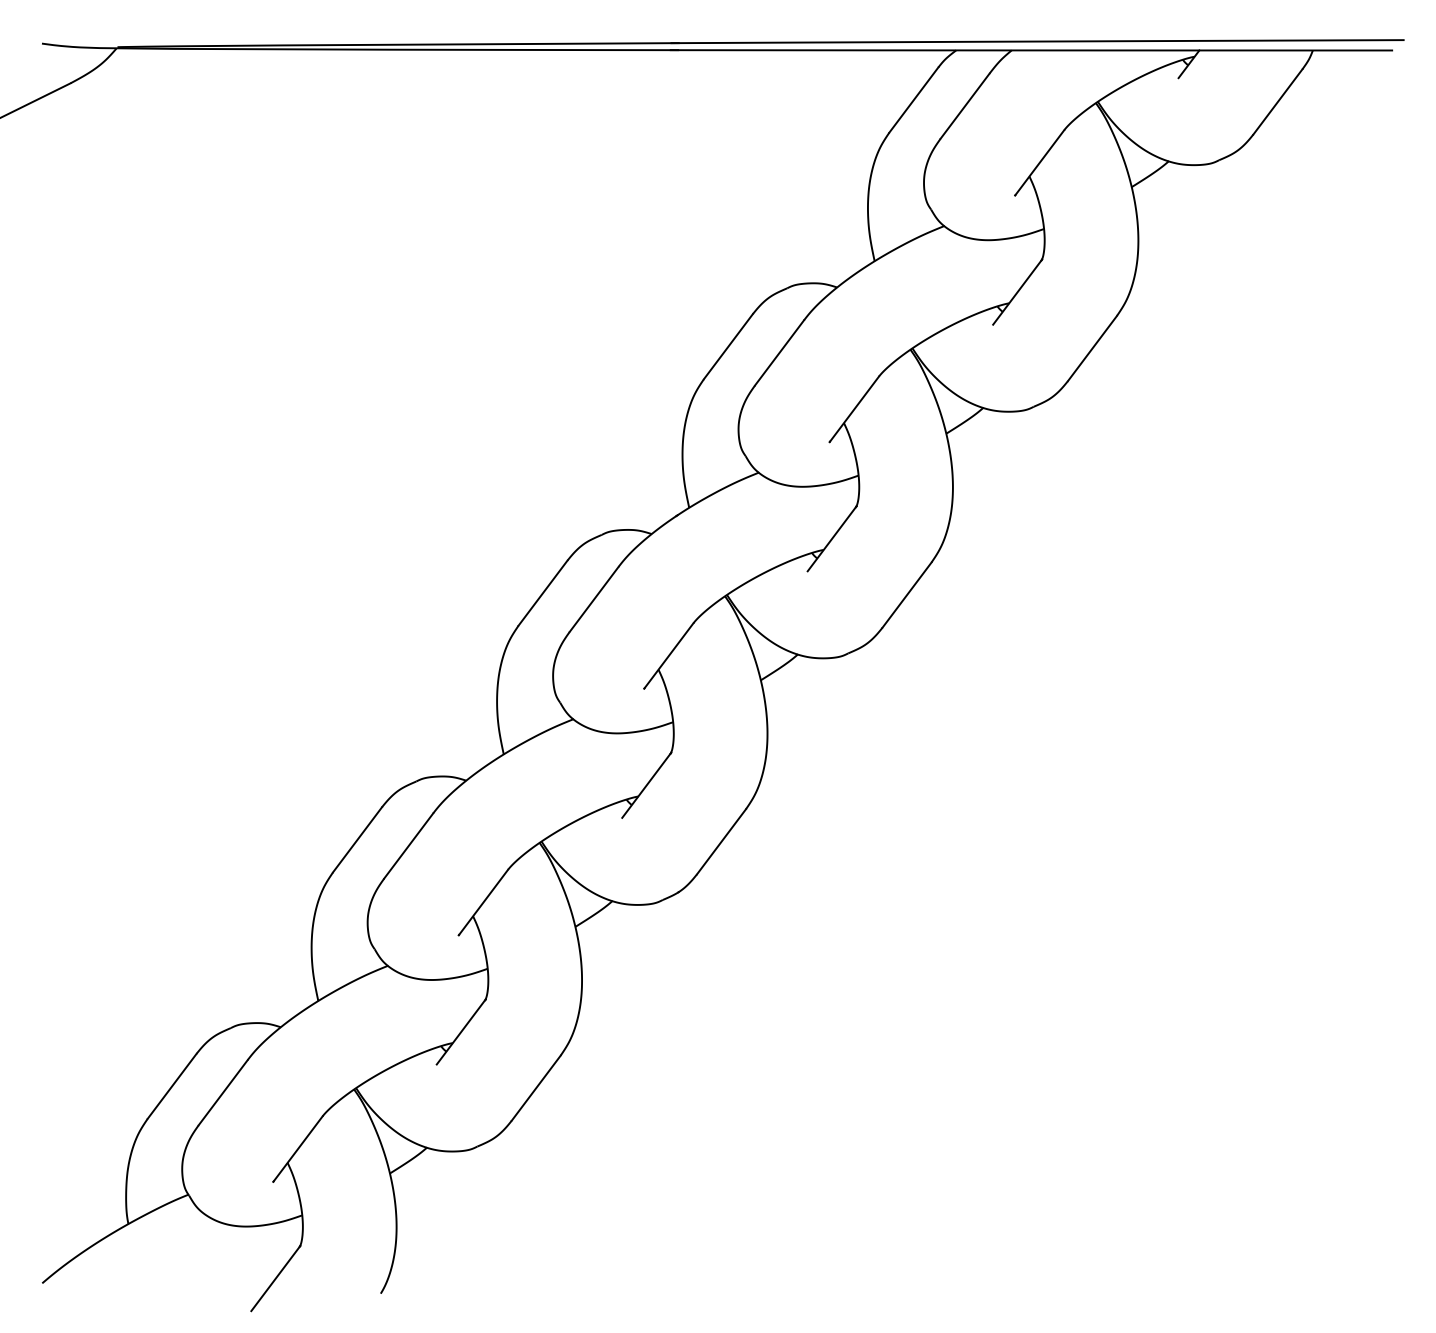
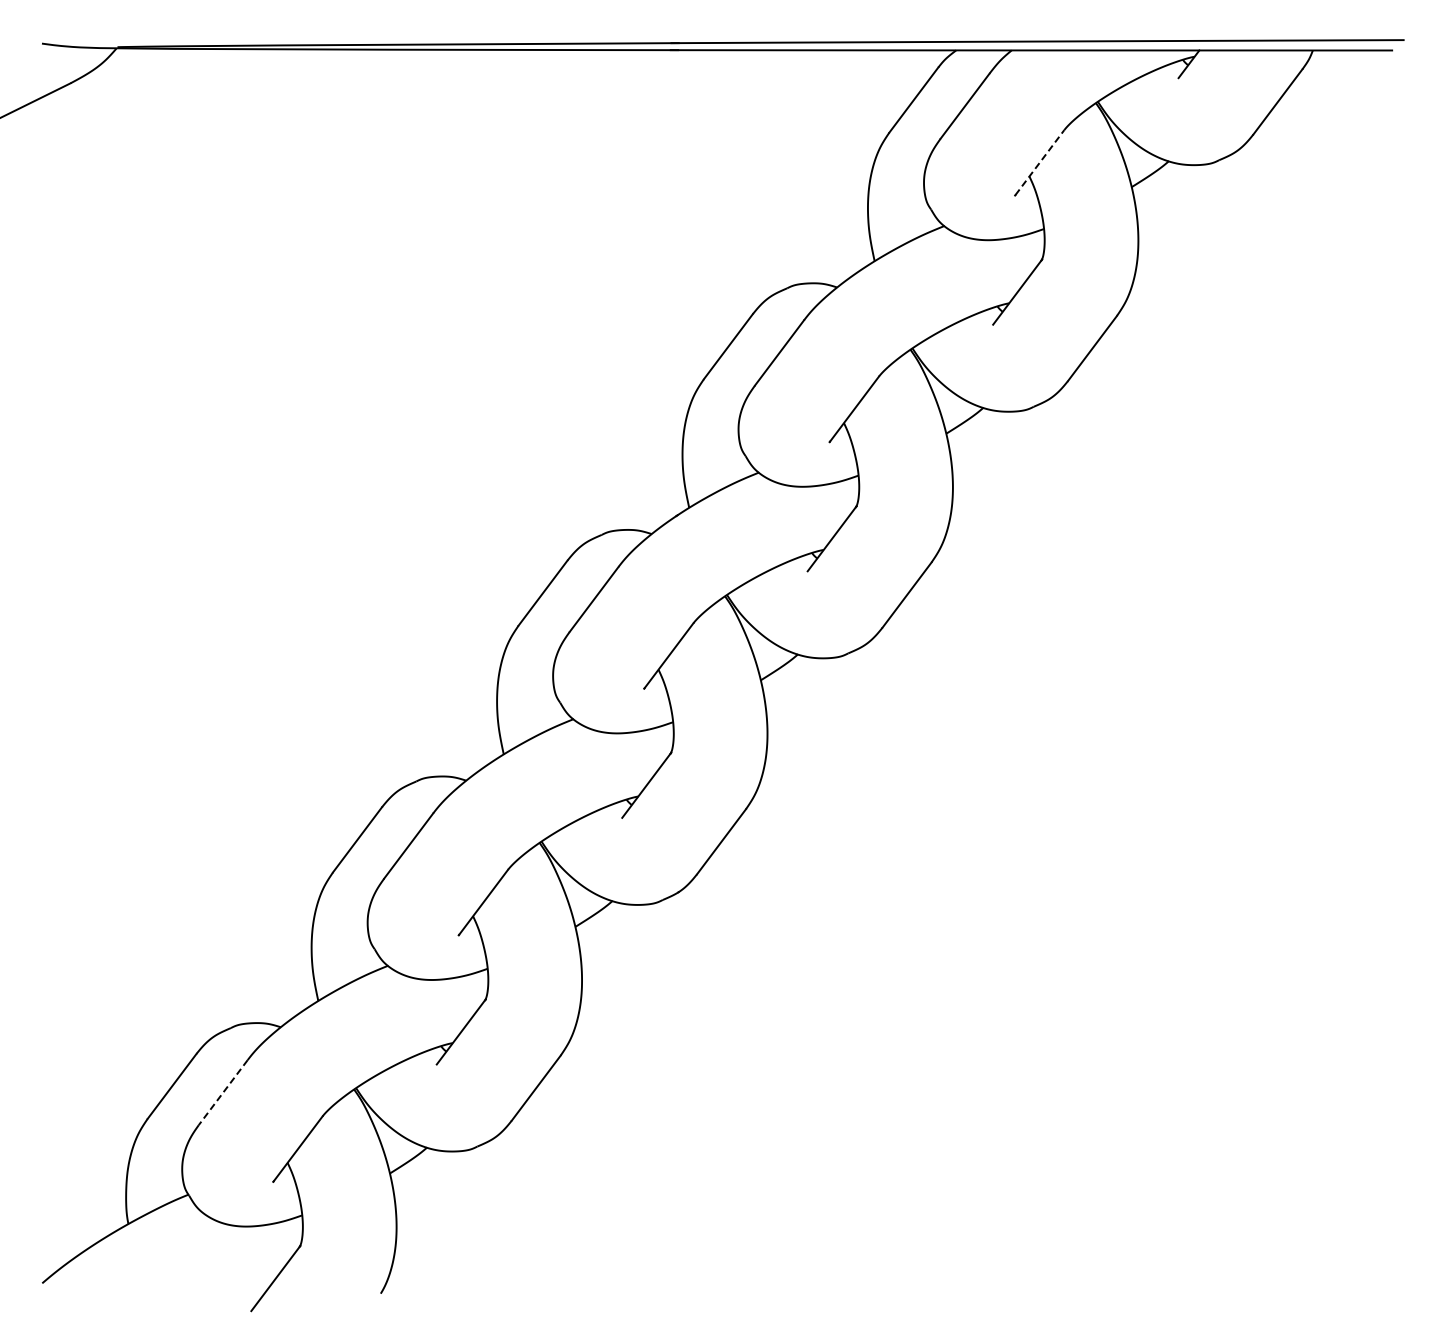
line: solid -> dashed (1039, 162)
line: solid -> dashed (223, 1092)
